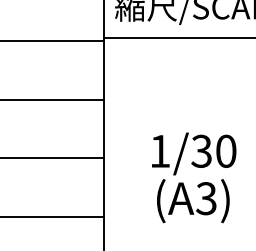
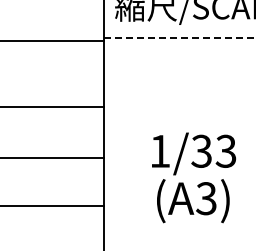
line: solid -> dashed (179, 38)
line position: (52, 99) -> (52, 106) (52, 106)
text: 1/30 -> 1/33 (225, 150)
line position: (52, 216) -> (52, 205) (52, 205)
